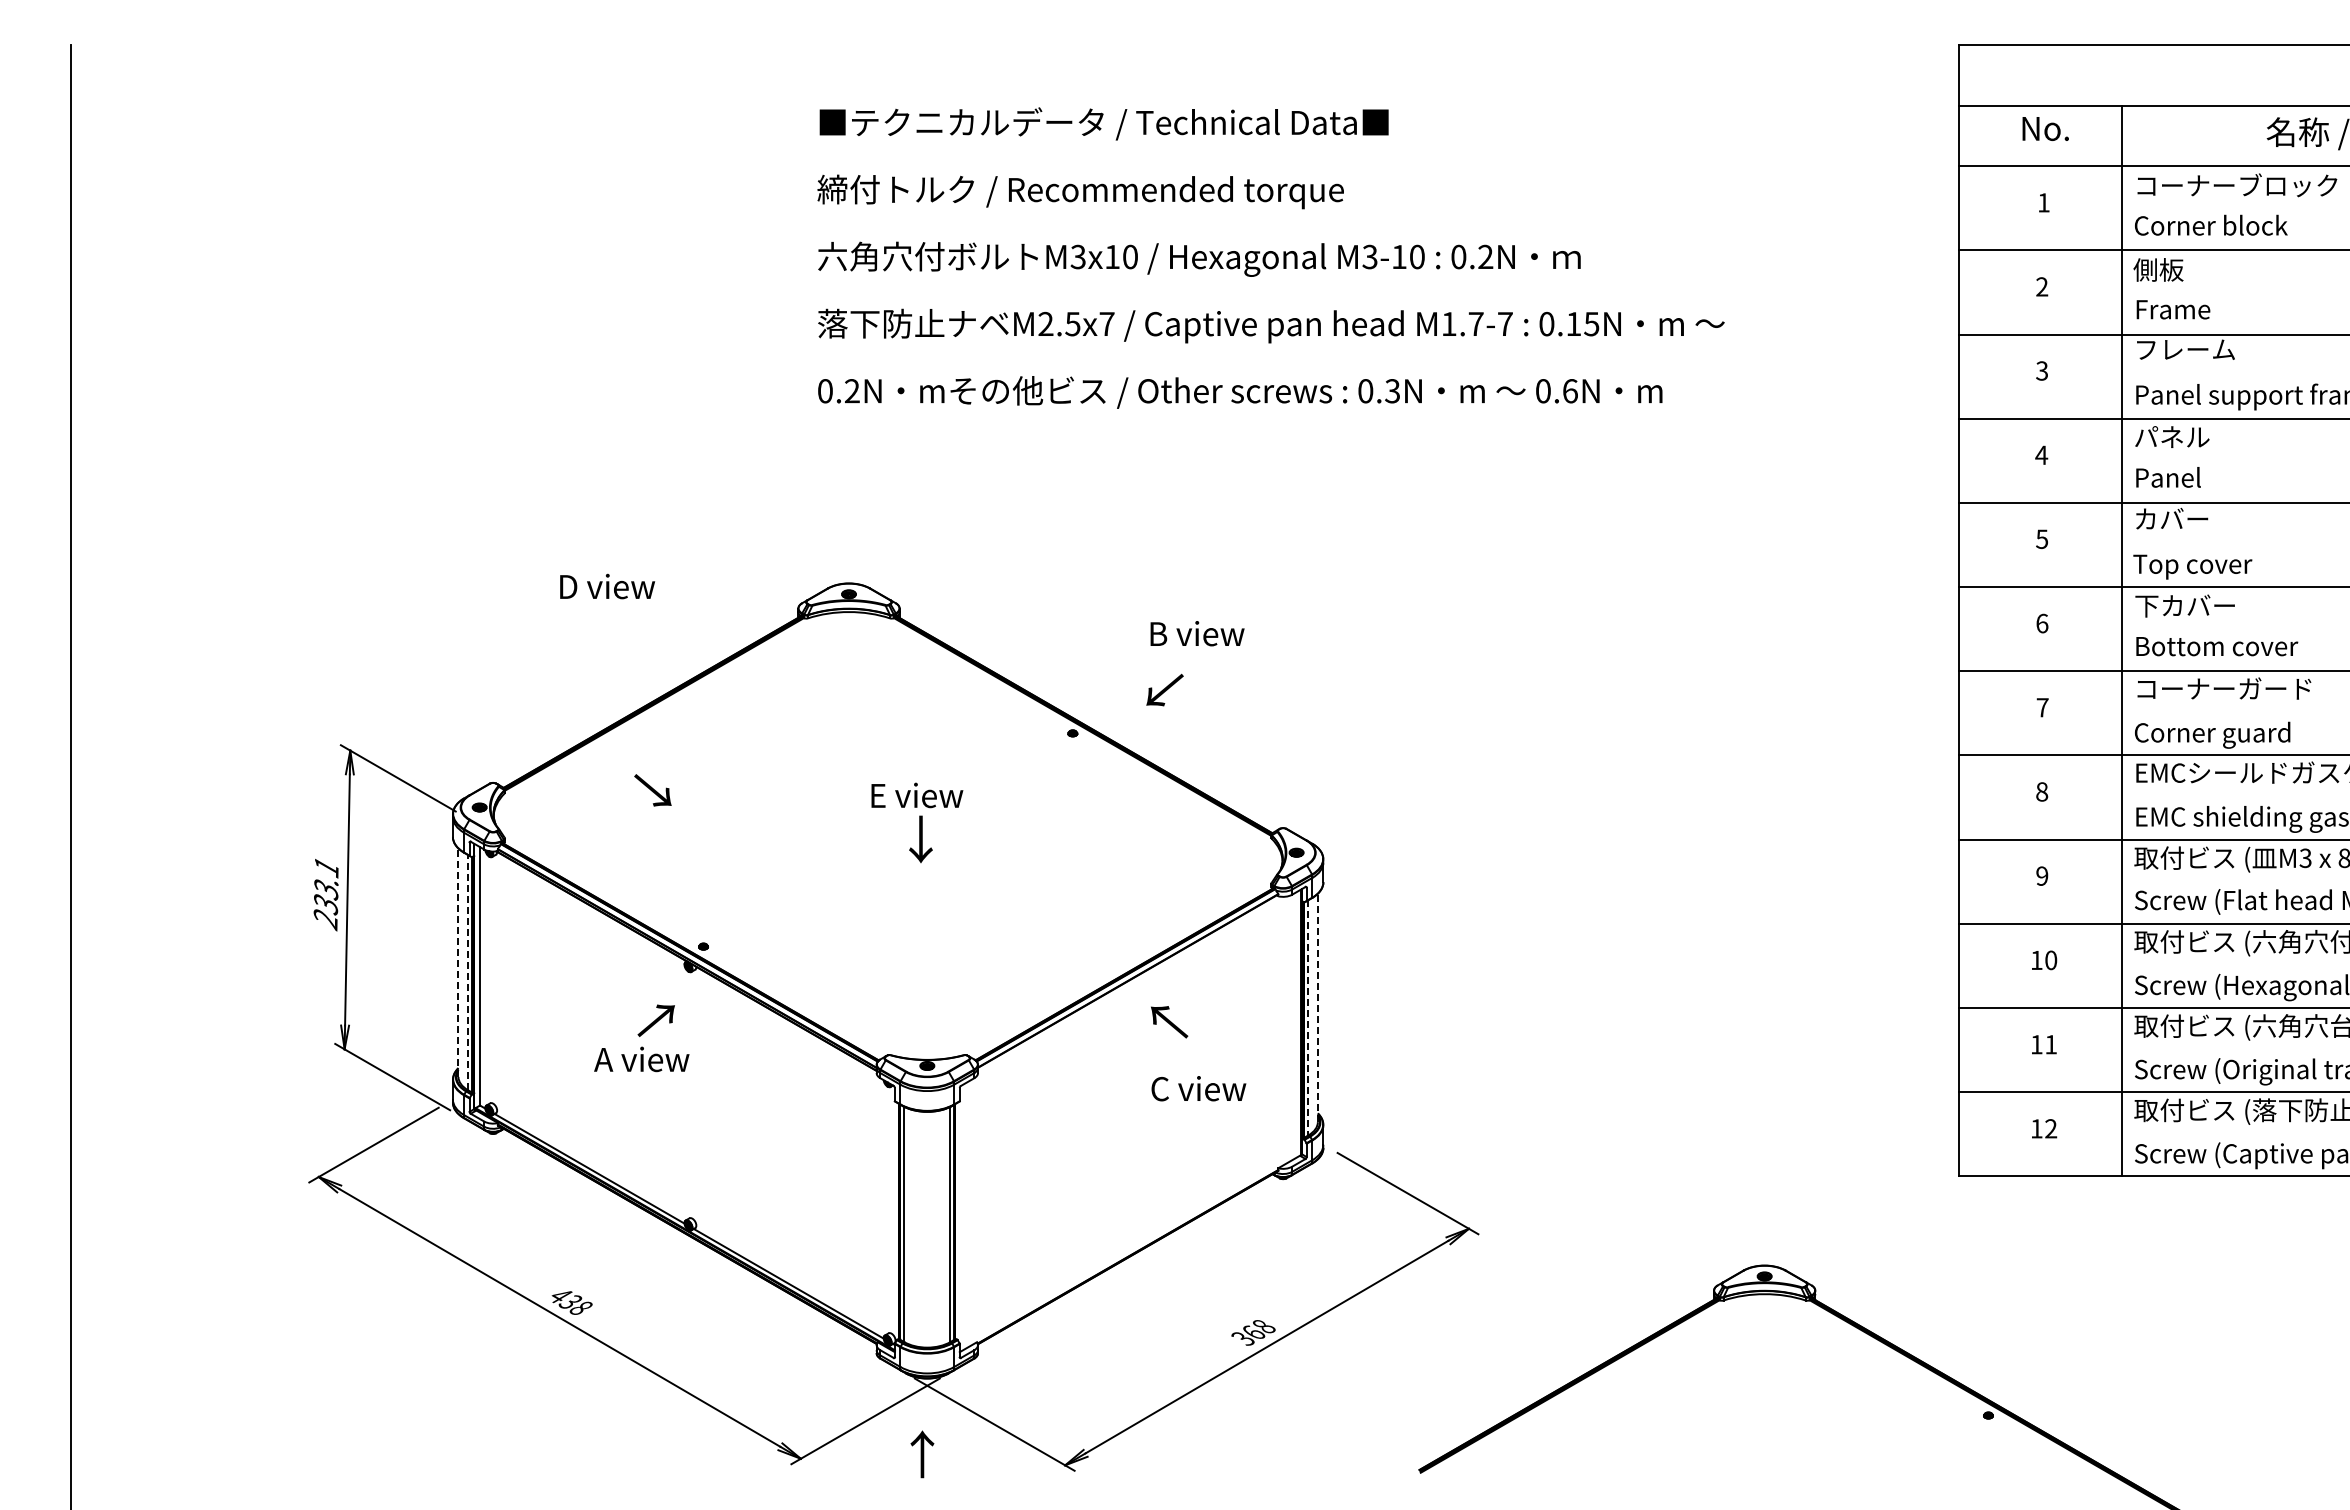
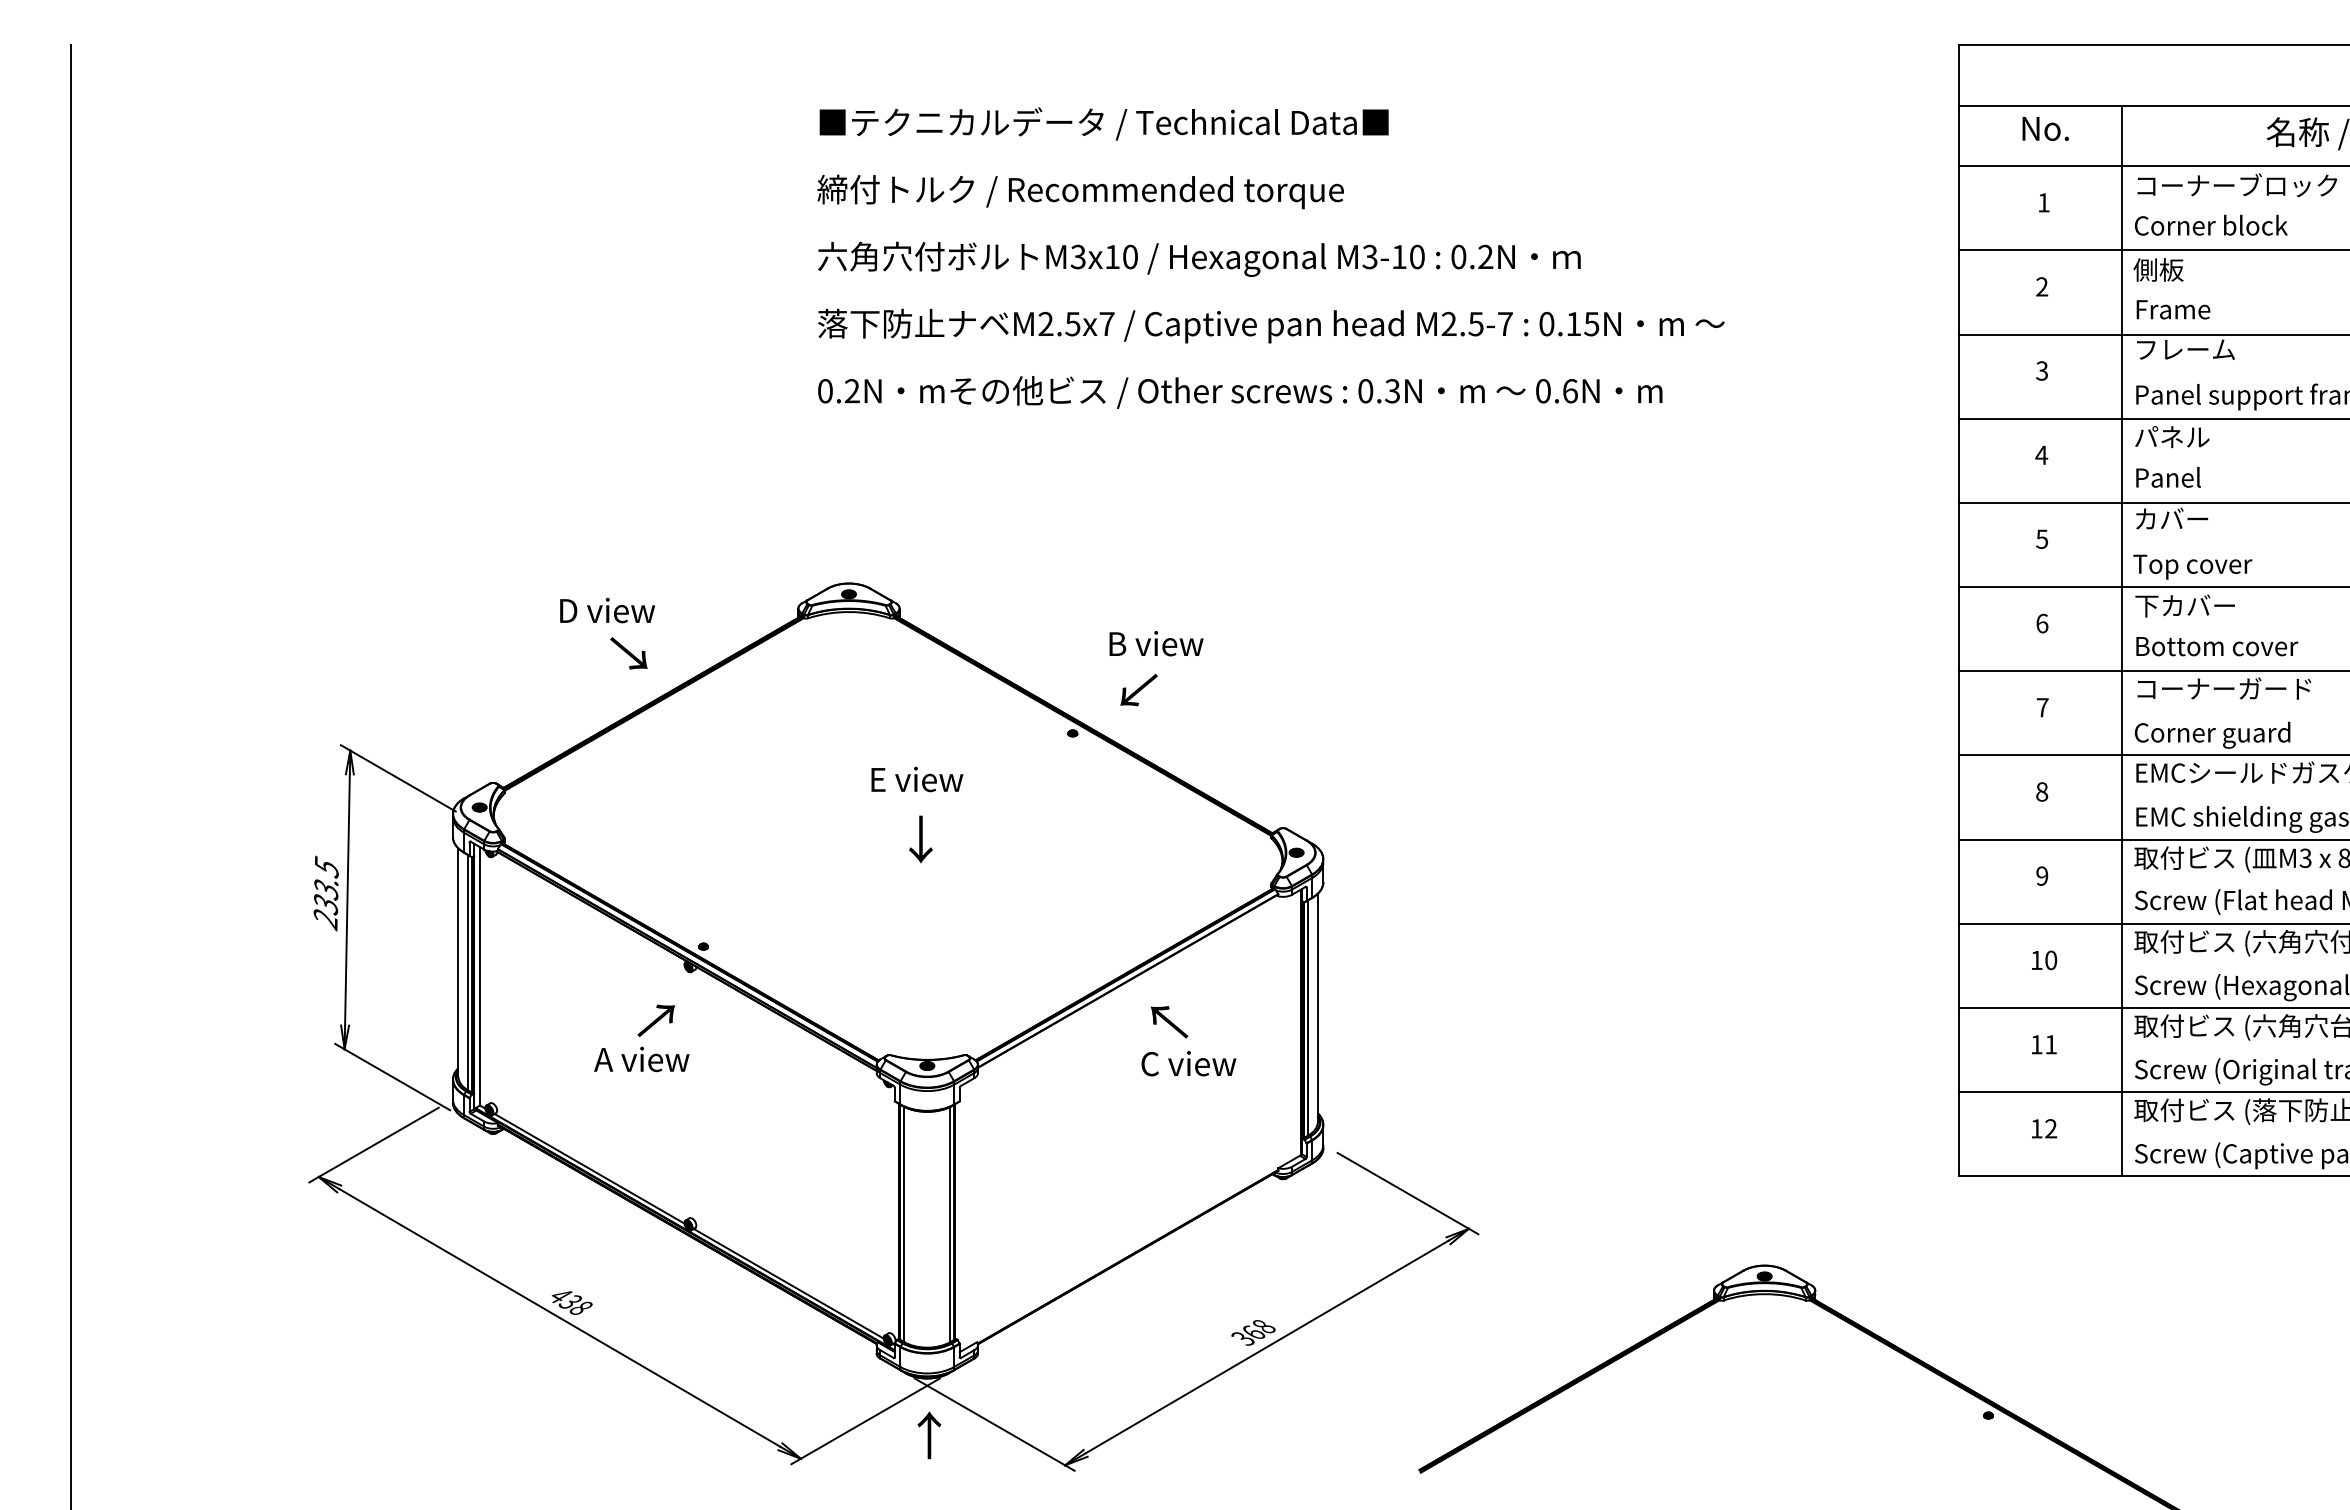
text: M1.7-7 -> M2.5-7 (1462, 323)
text position: (607, 586) -> (607, 610) (607, 610)
text position: (1197, 633) -> (1156, 643) (1156, 643)
text position: (1164, 689) -> (1138, 689) (1138, 689)
text position: (652, 790) -> (628, 653) (628, 653)
text position: (917, 795) -> (917, 779) (917, 779)
text: 233.1 -> 233.5 (326, 866)
line: dashed -> solid (458, 962)
line: dashed -> solid (467, 972)
line: dashed -> solid (1317, 1007)
line: dashed -> solid (1308, 1017)
text position: (1198, 1088) -> (1188, 1063) (1188, 1063)
text position: (922, 1454) -> (929, 1435) (929, 1435)
